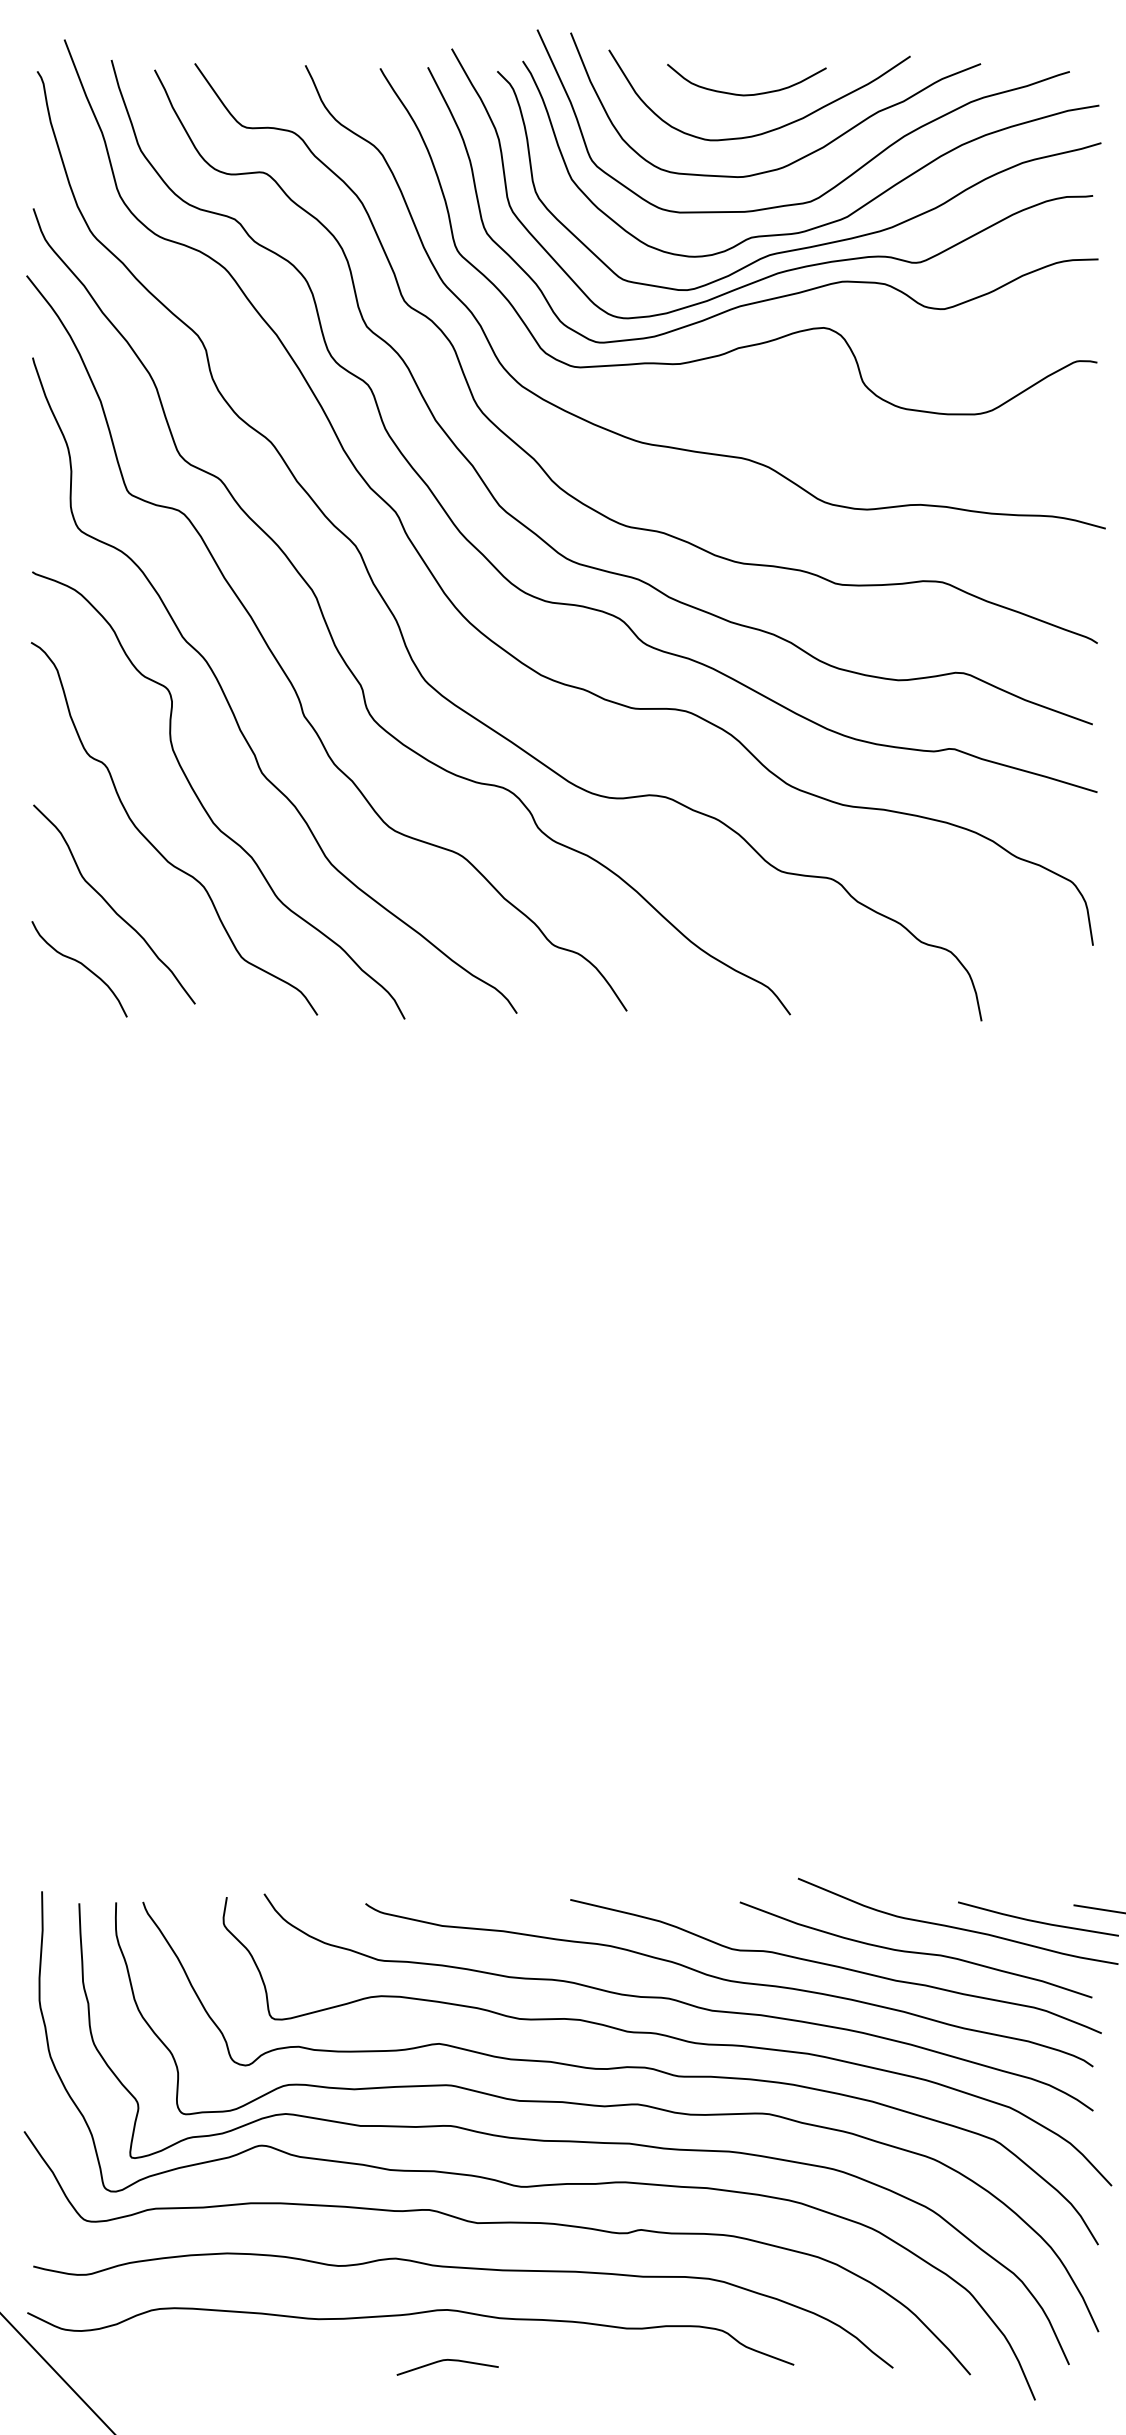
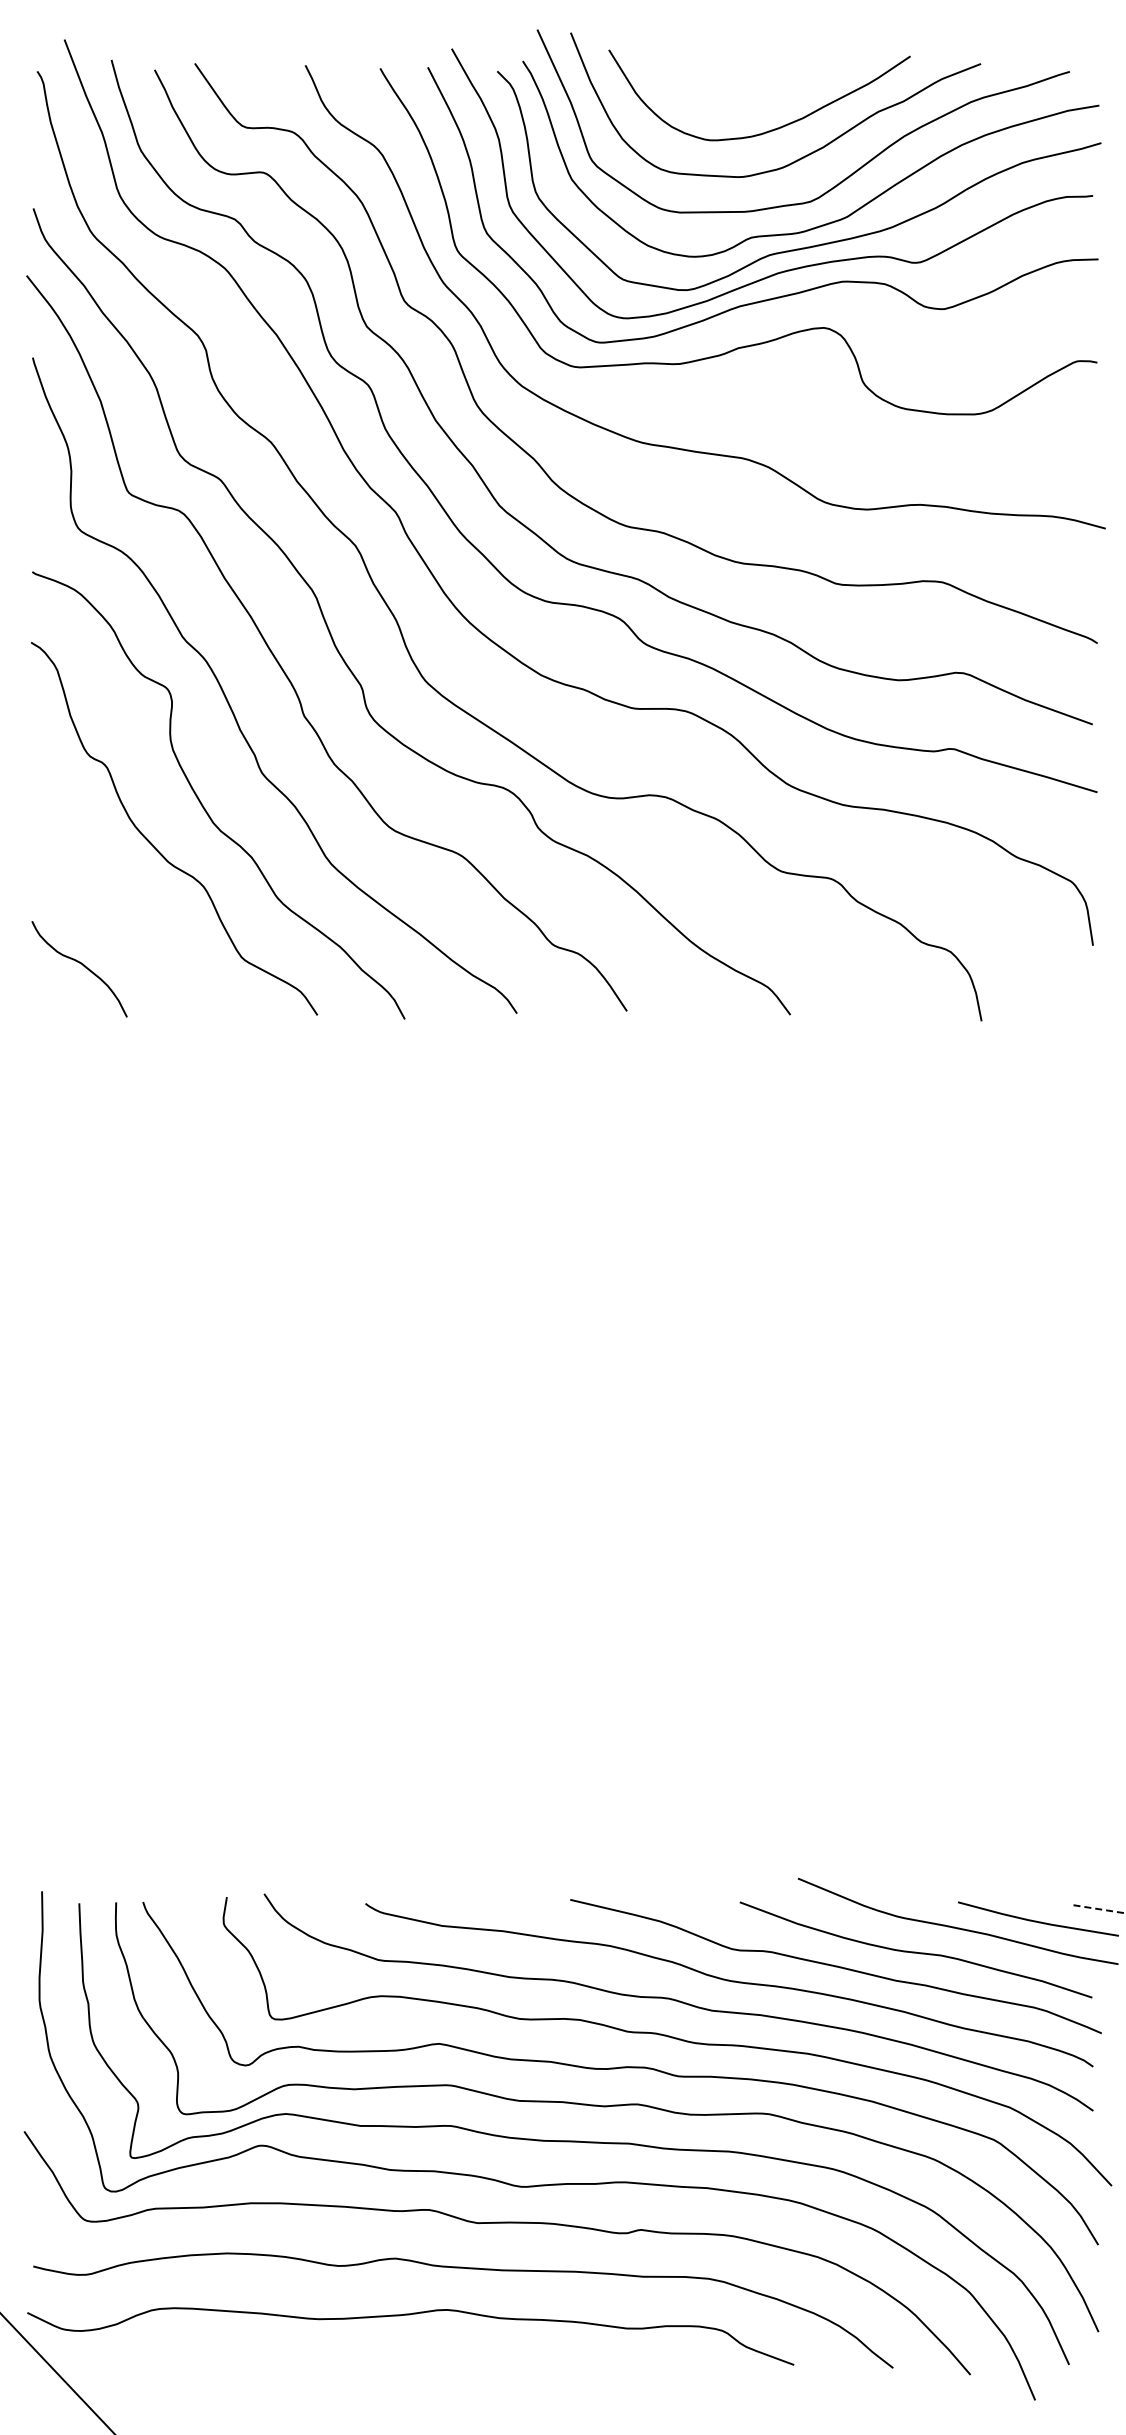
curve: present -> none (746, 94)
curve: present -> none (111, 906)
line: solid -> dashed (1099, 1909)
curve: present -> none (447, 2360)
